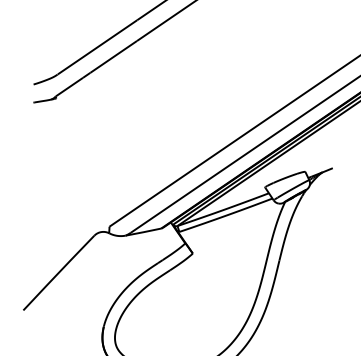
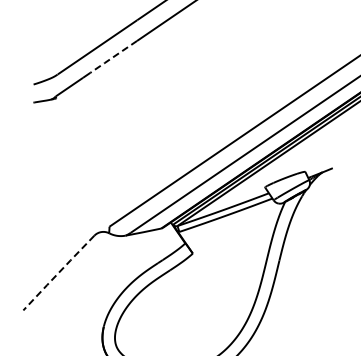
line: solid -> dashed (113, 56)
line: solid -> dashed (58, 273)
